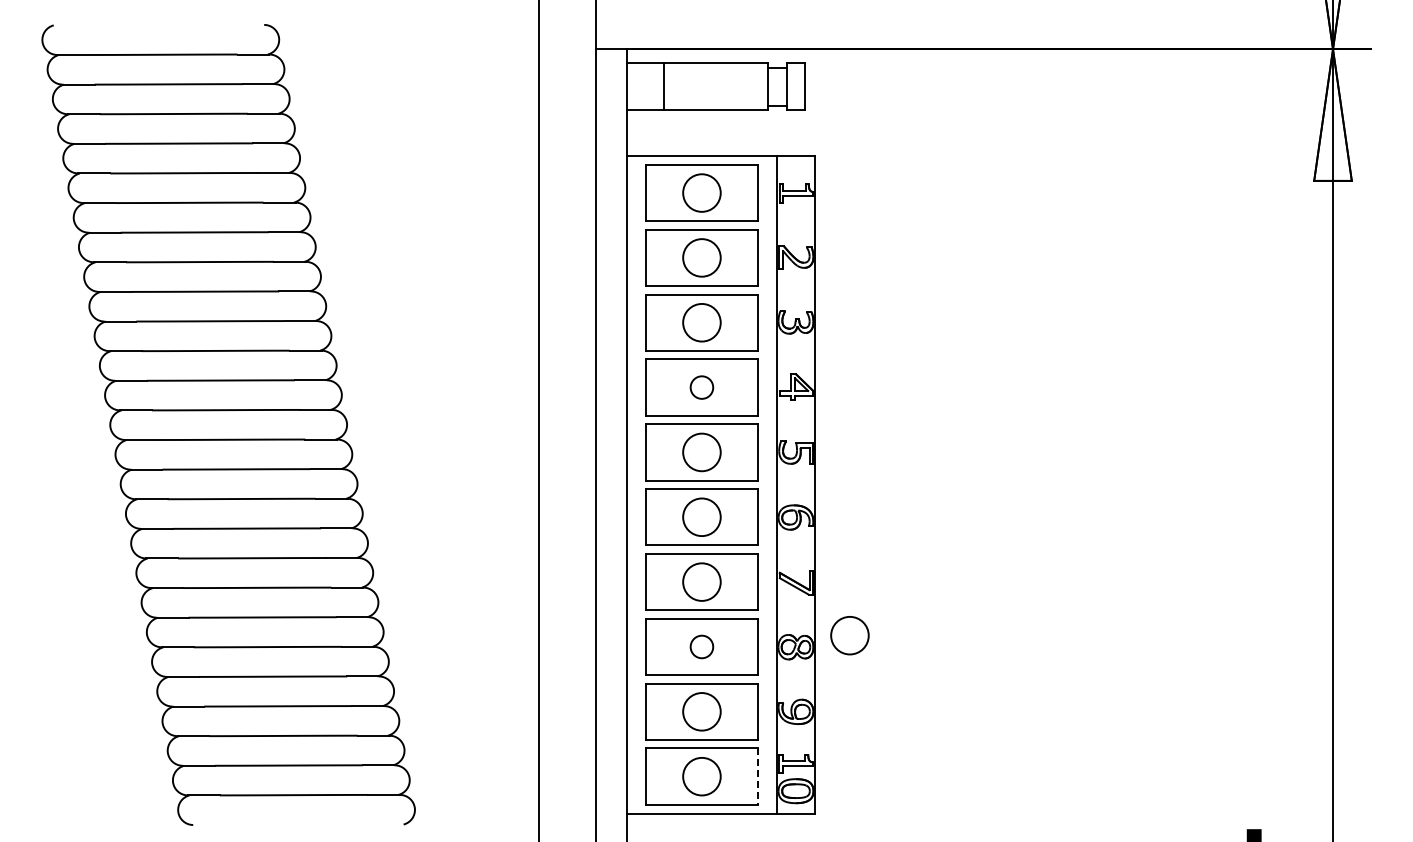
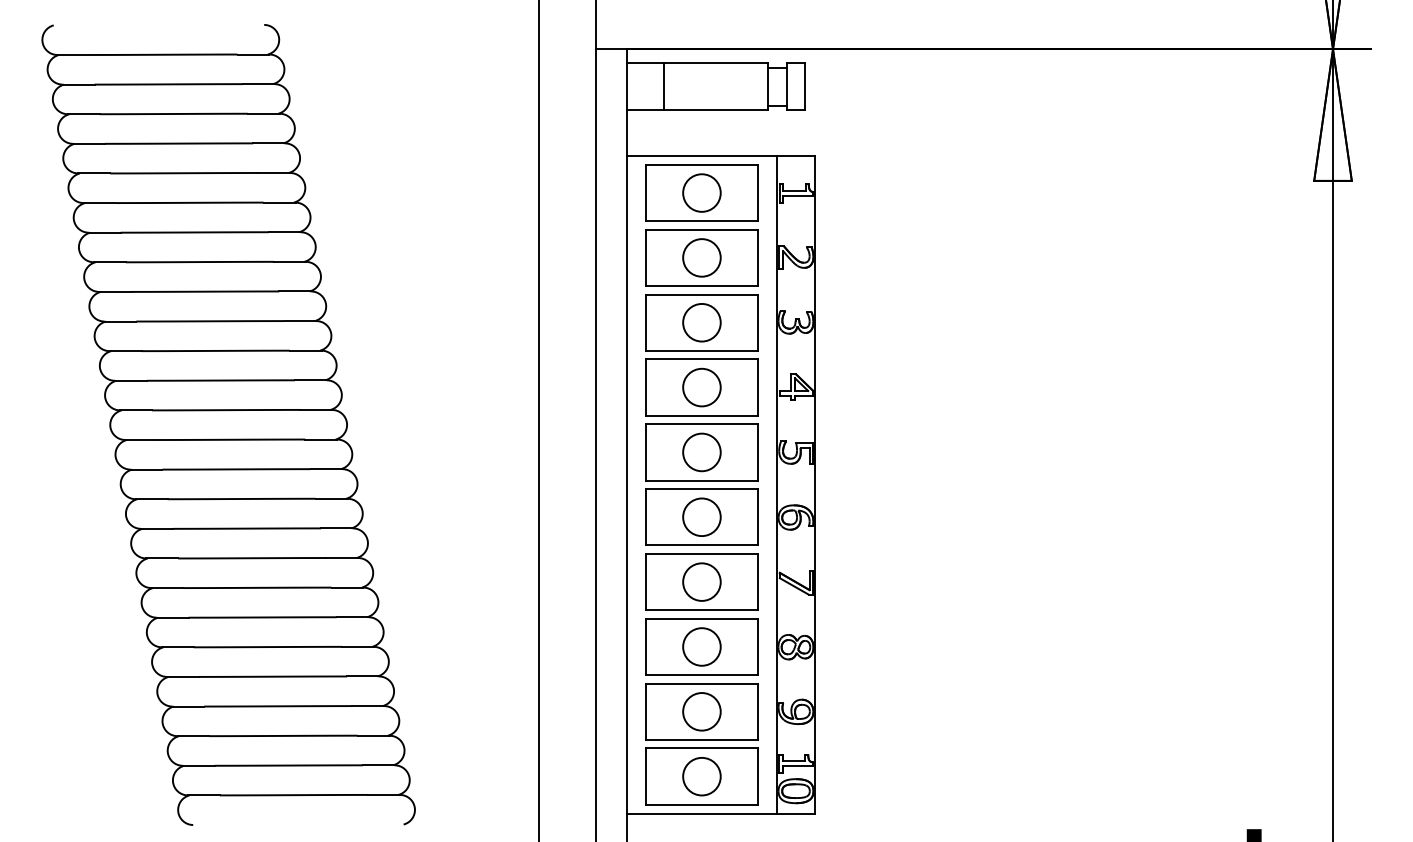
circle diameter: 23 px -> 38 px (701, 387)
circle: present -> none (849, 635)
circle diameter: 23 px -> 38 px (701, 646)
line: dashed -> solid (758, 777)
